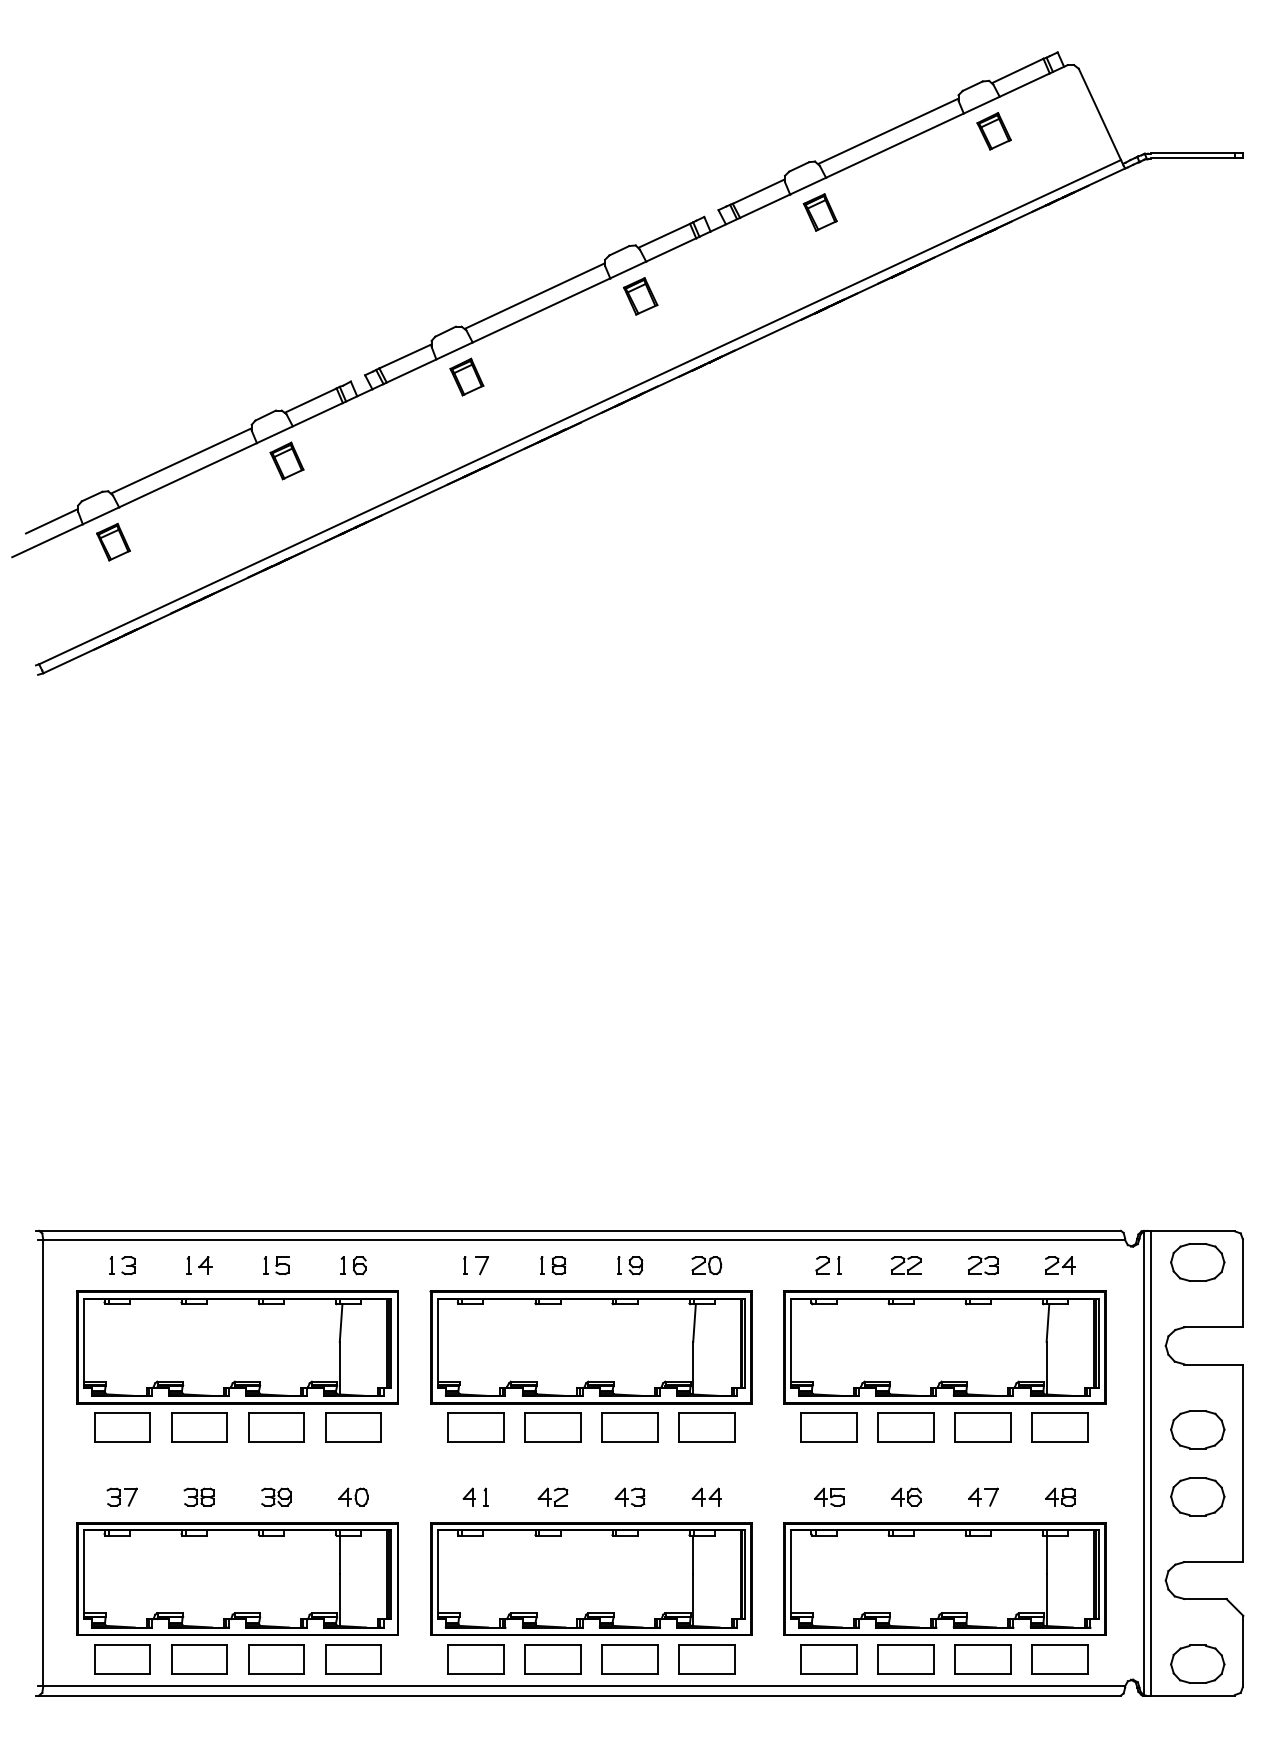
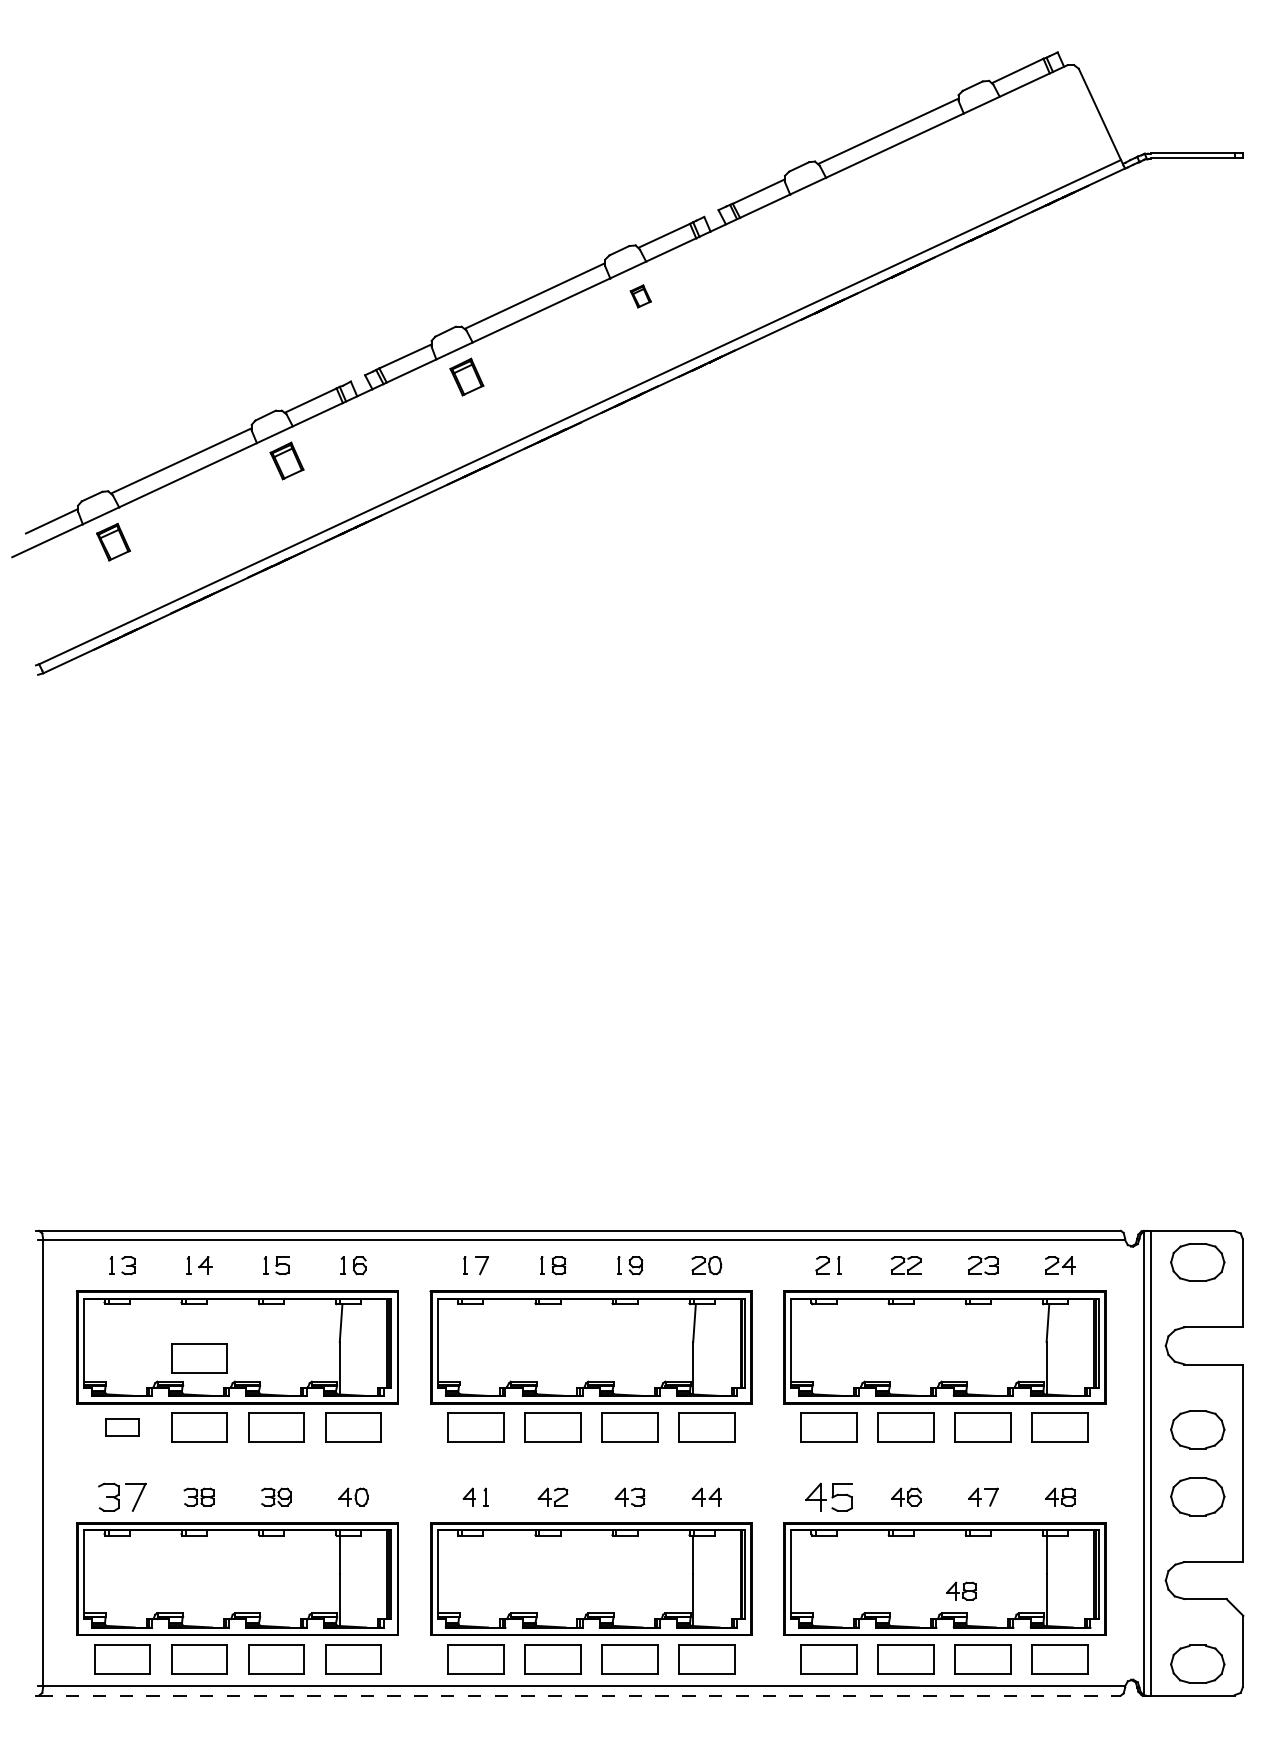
part: present -> none (993, 131)
part: present -> none (819, 212)
part size: 36x39 px -> 23x25 px (640, 296)
part: none -> present (199, 1358)
part size: 57x31 px -> 35x19 px (122, 1427)
part size: 32x20 px -> 49x30 px (122, 1496)
part size: 31x20 px -> 48x30 px (828, 1496)
part: none -> present (961, 1590)
line: solid -> dashed (580, 1695)
